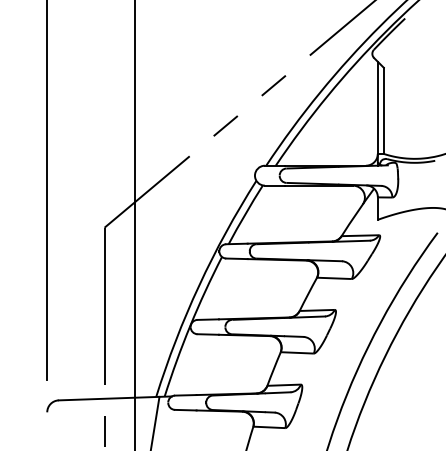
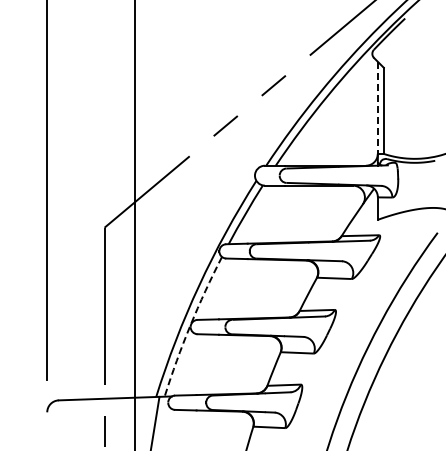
line: solid -> dashed (377, 108)
arc: solid -> dashed (190, 325)
